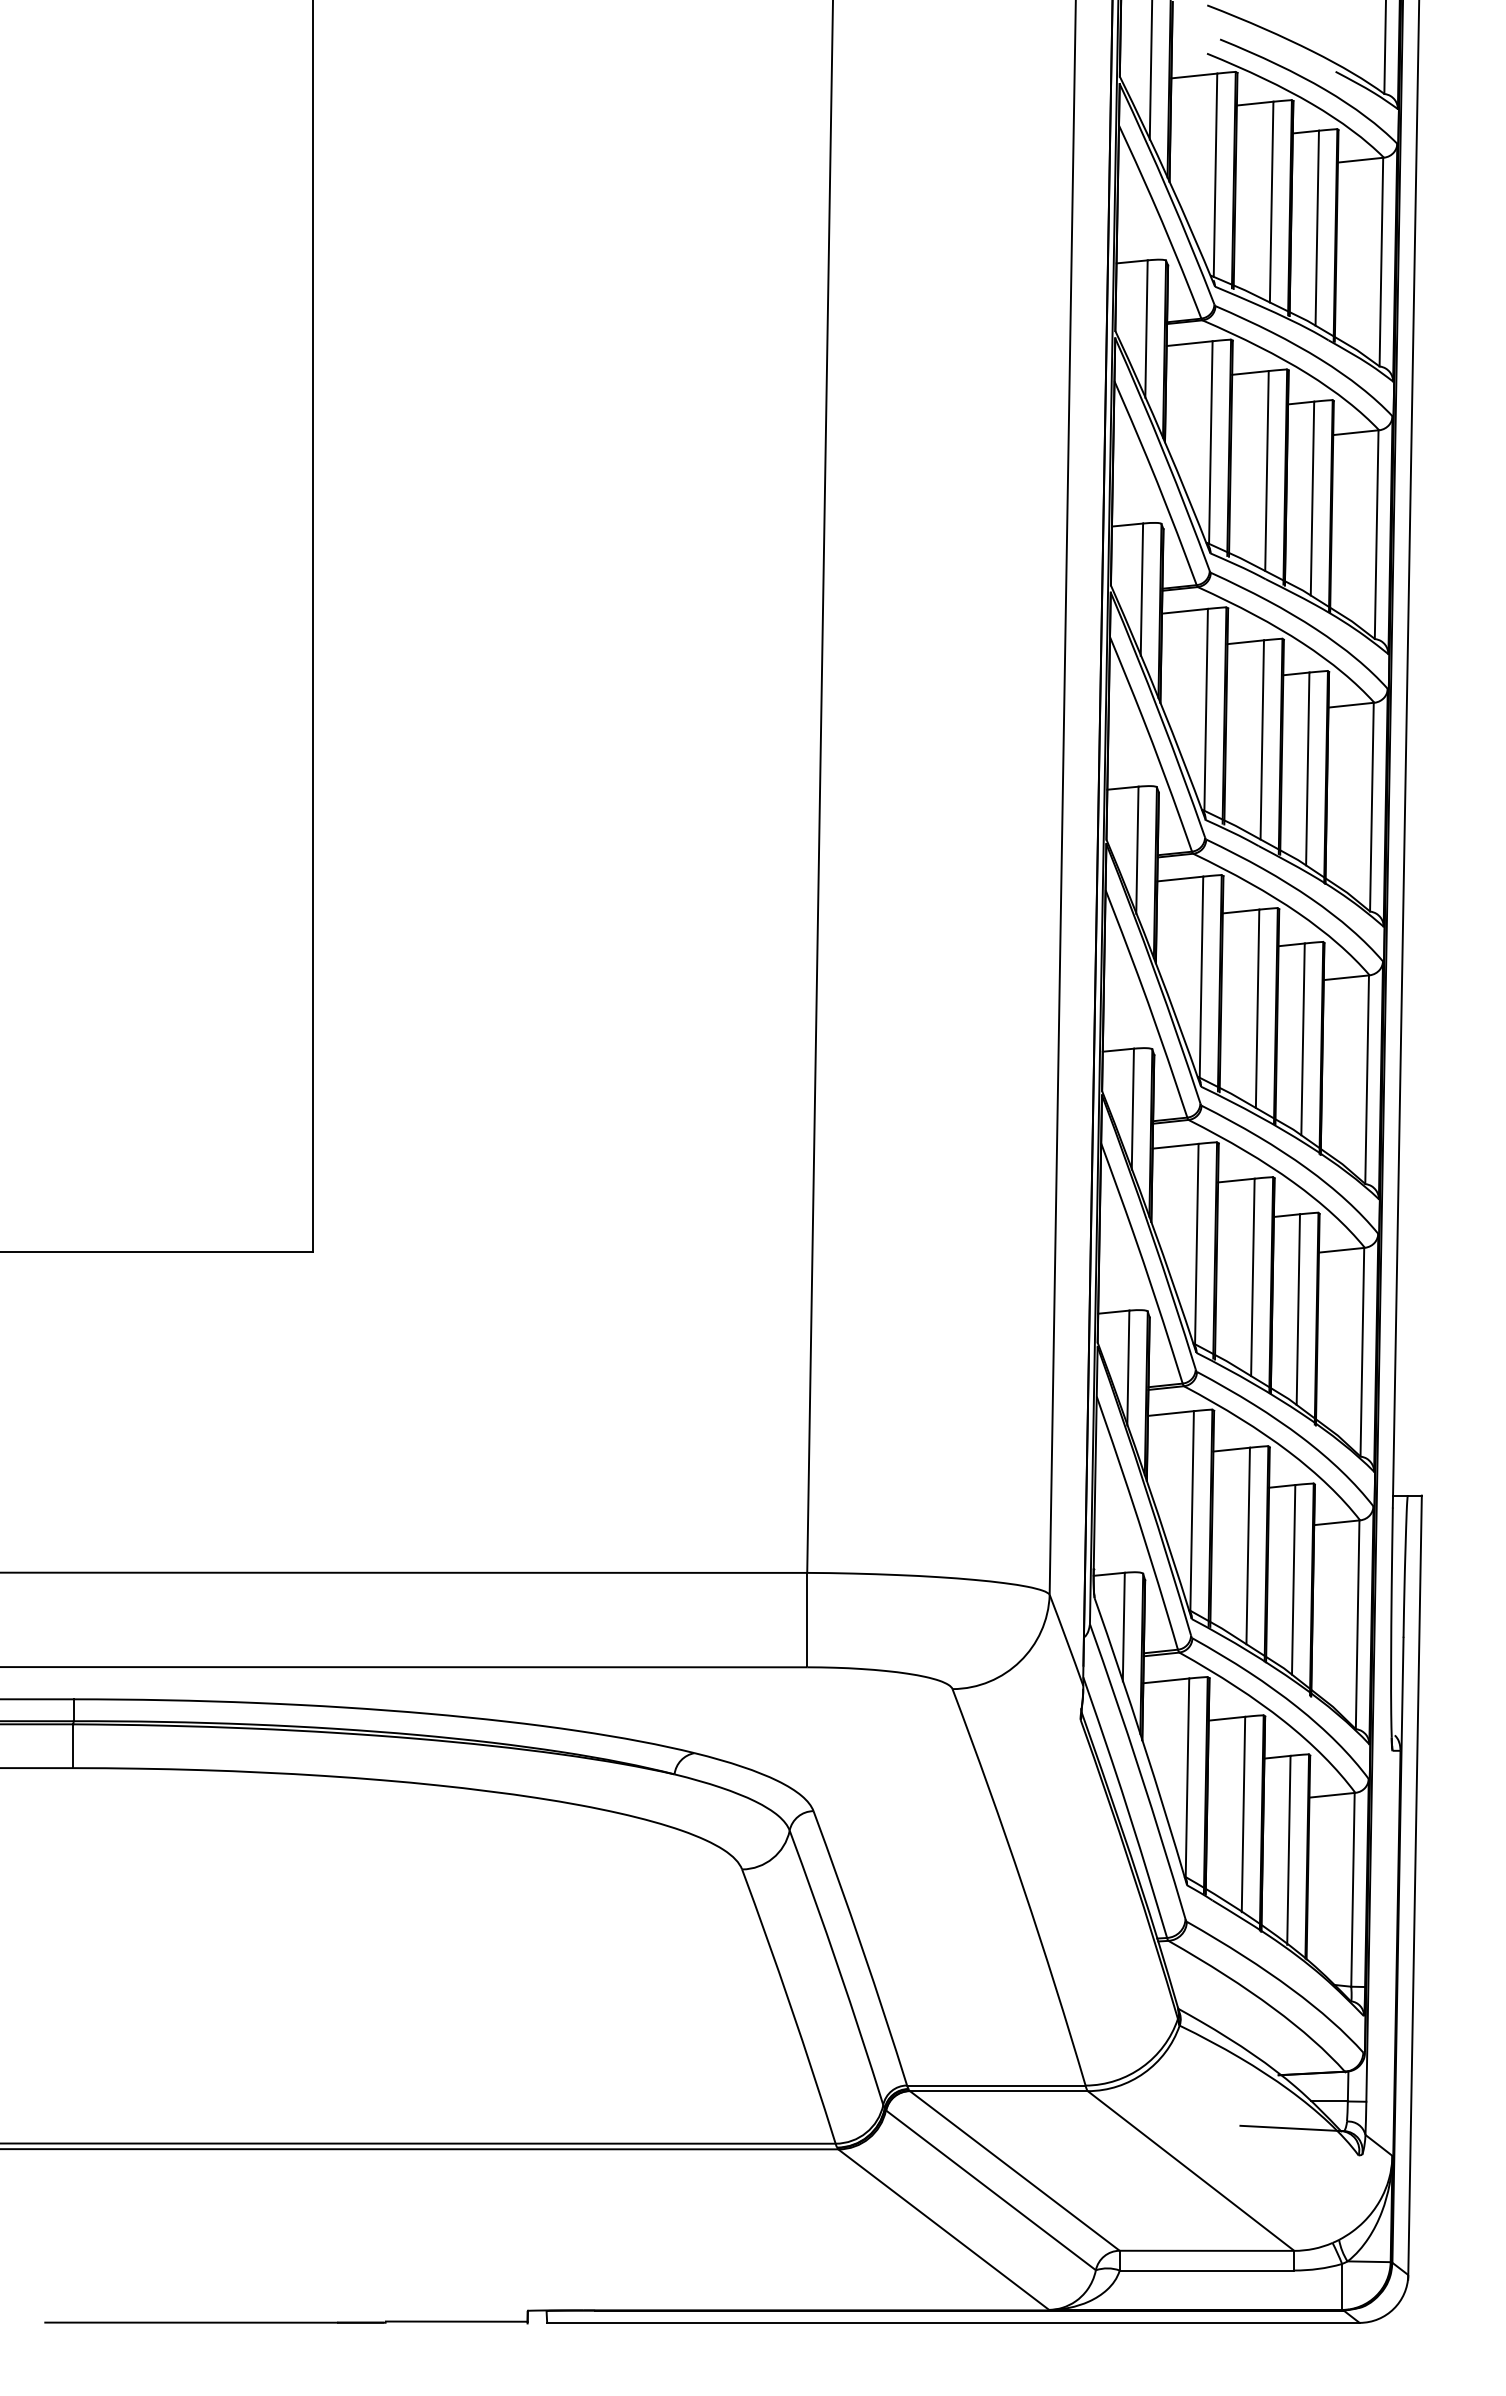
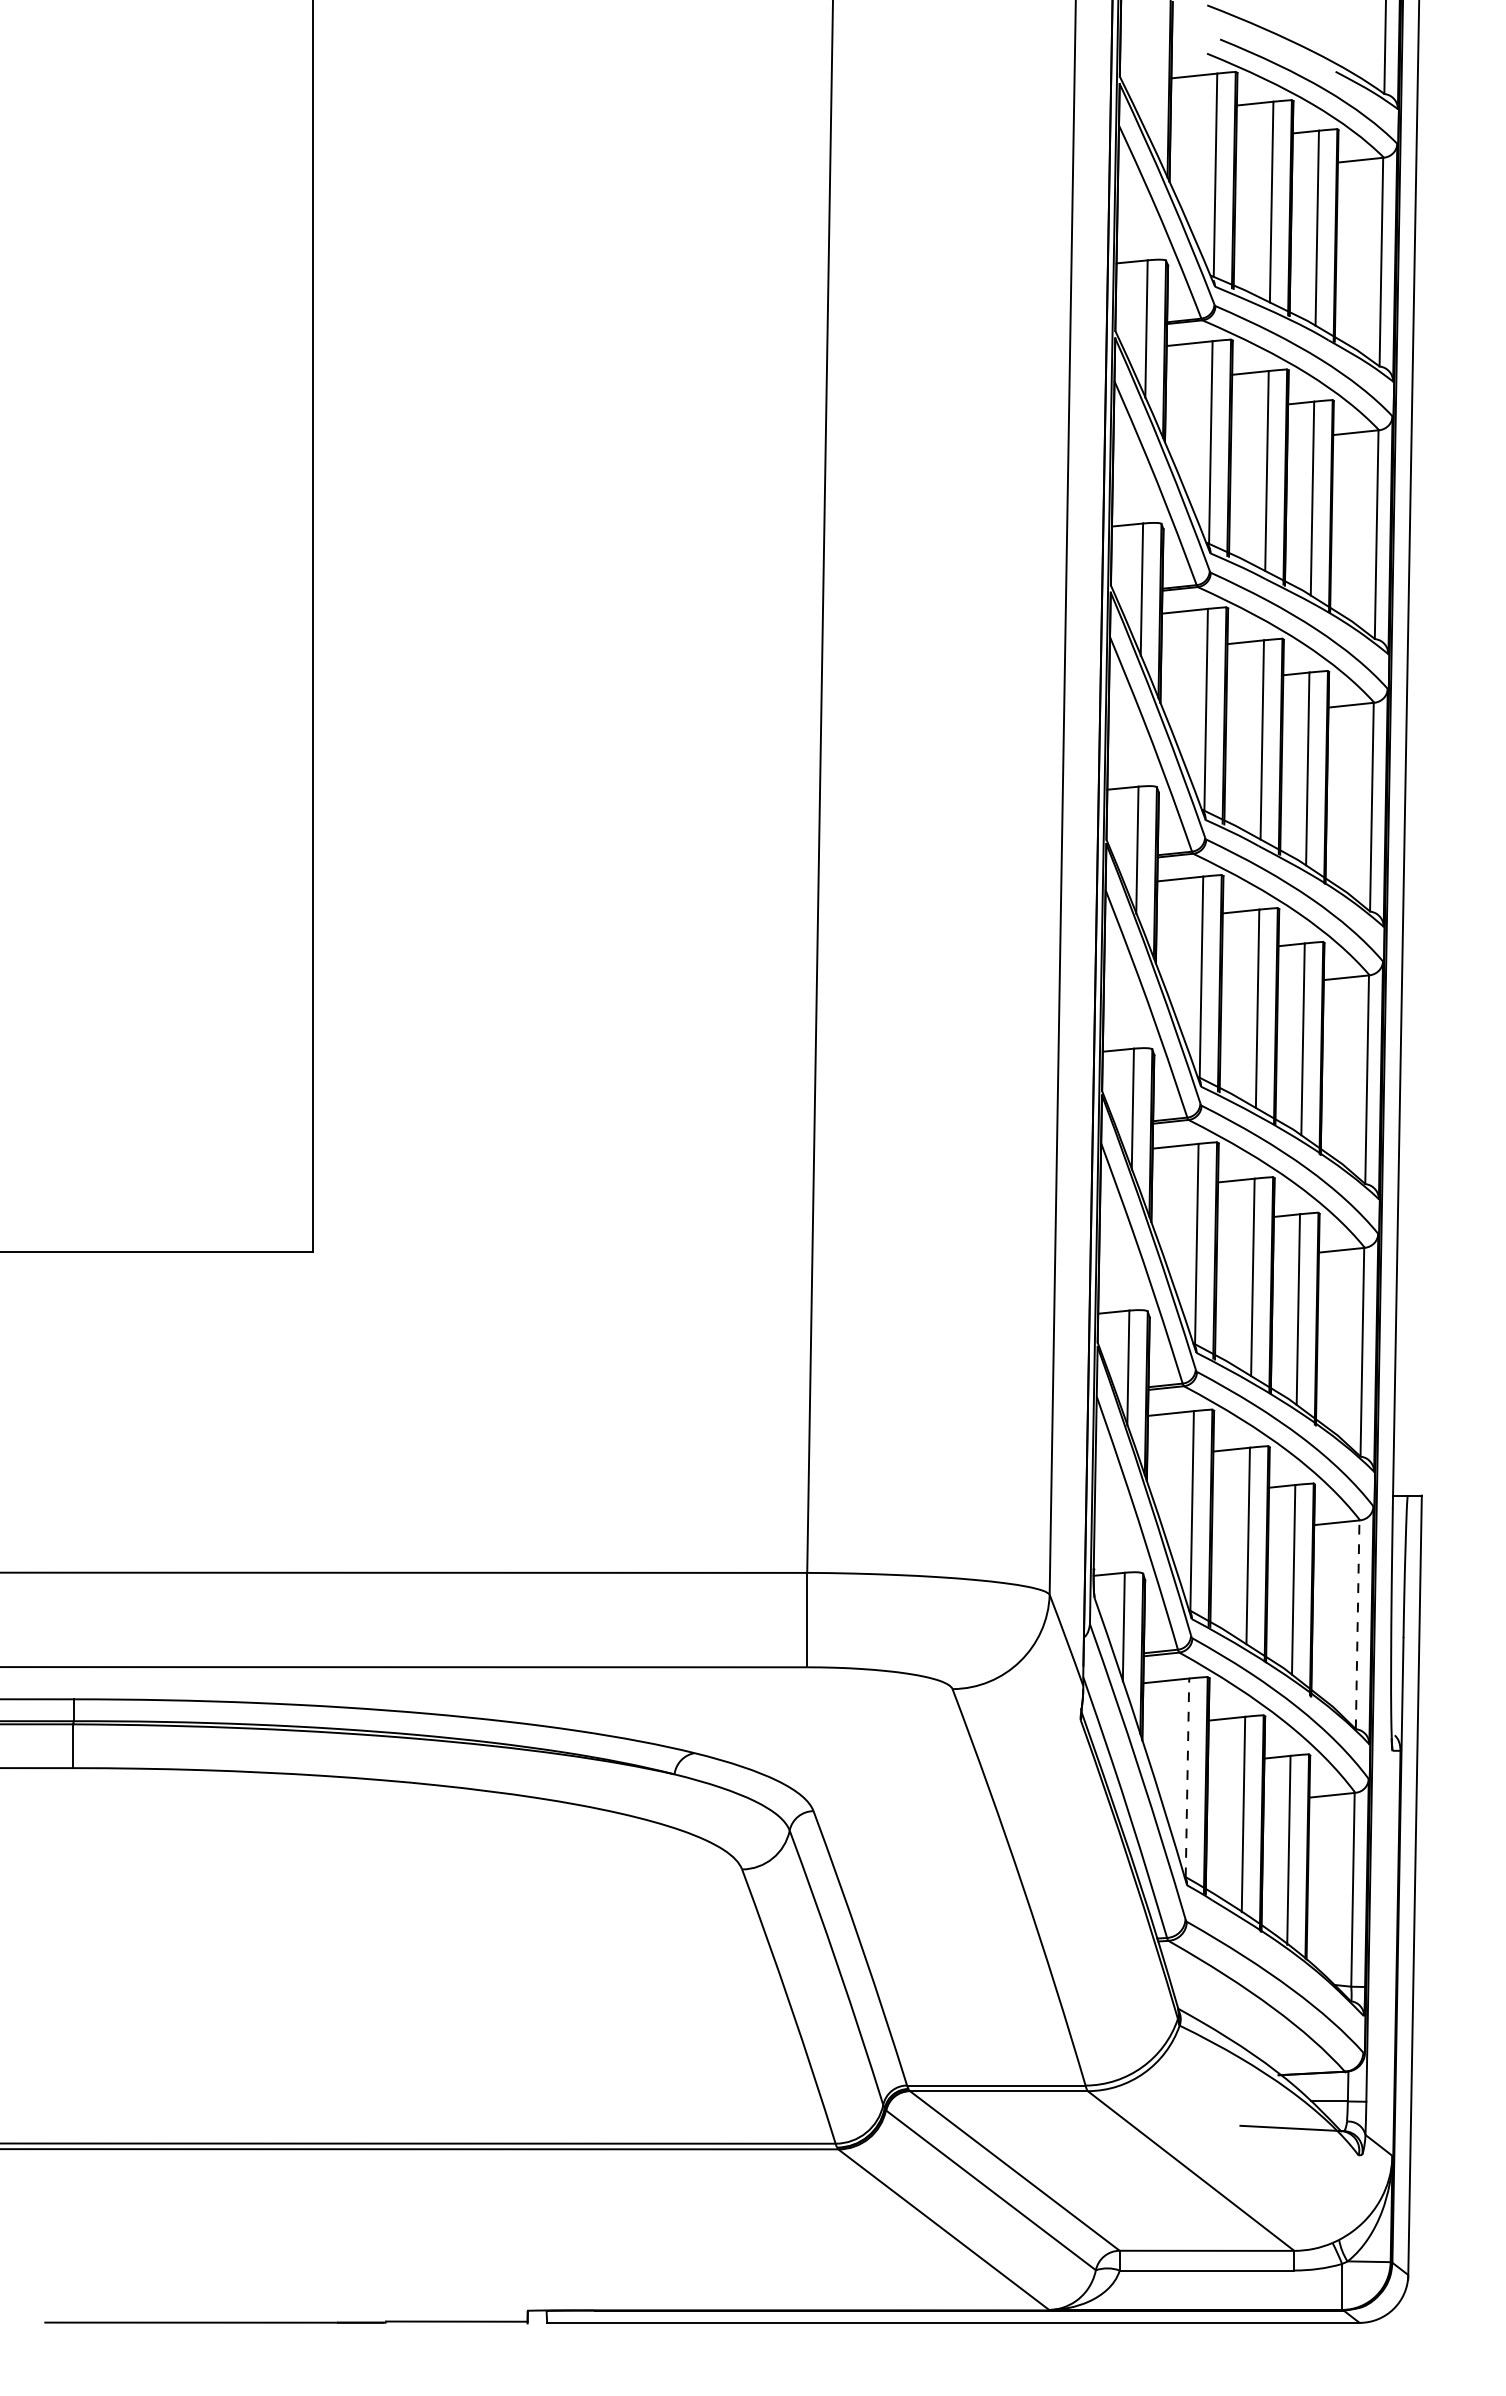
line: present -> none (1150, 70)
line: solid -> dashed (1357, 1624)
line: solid -> dashed (1187, 1777)
